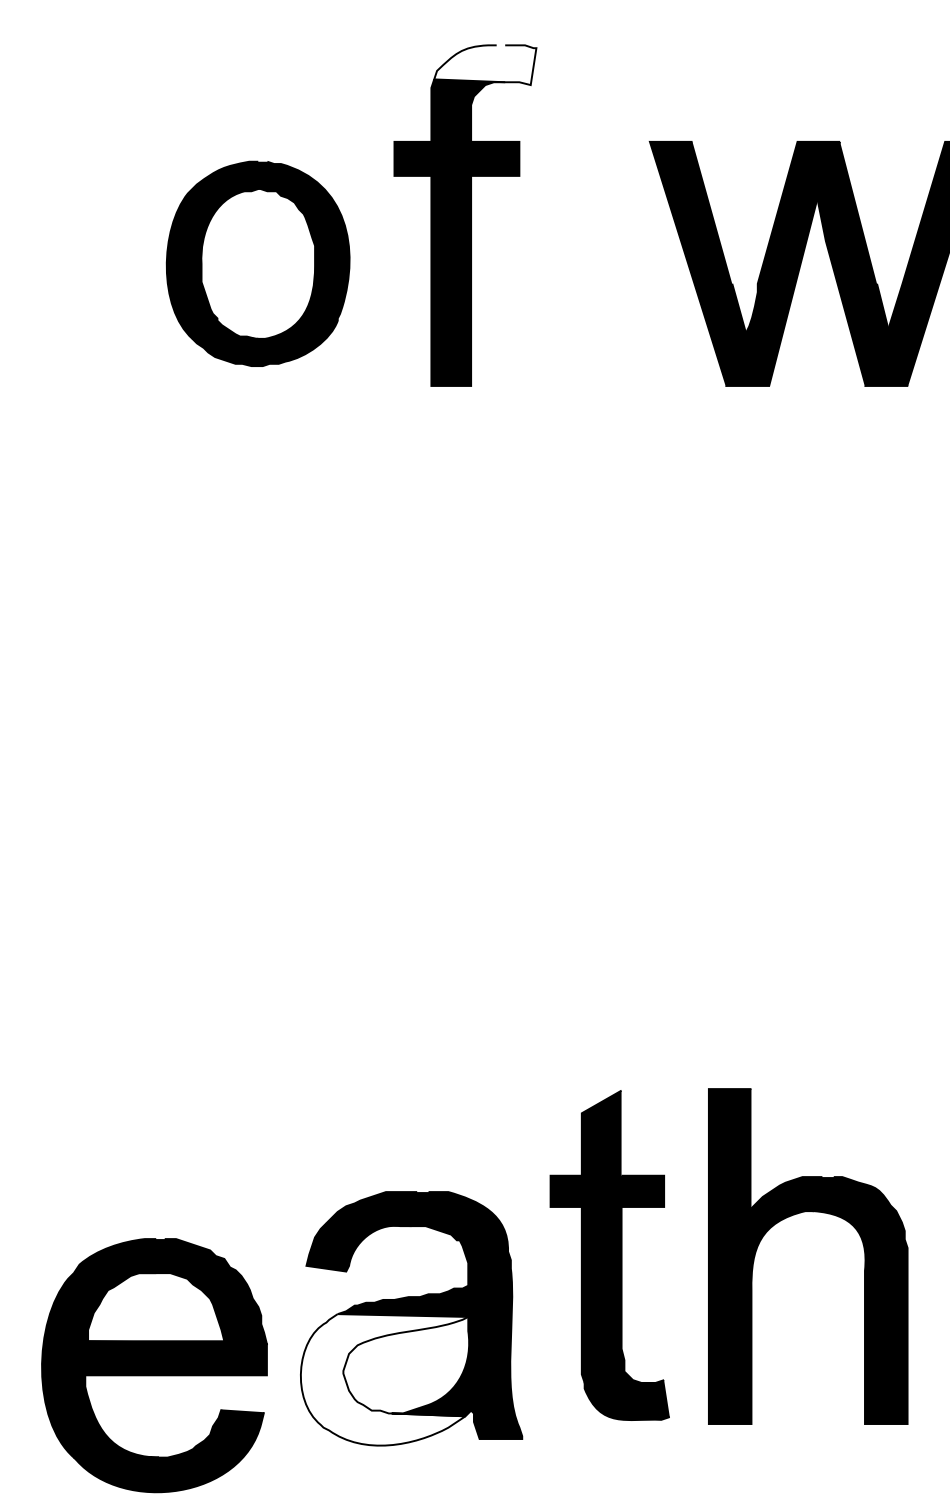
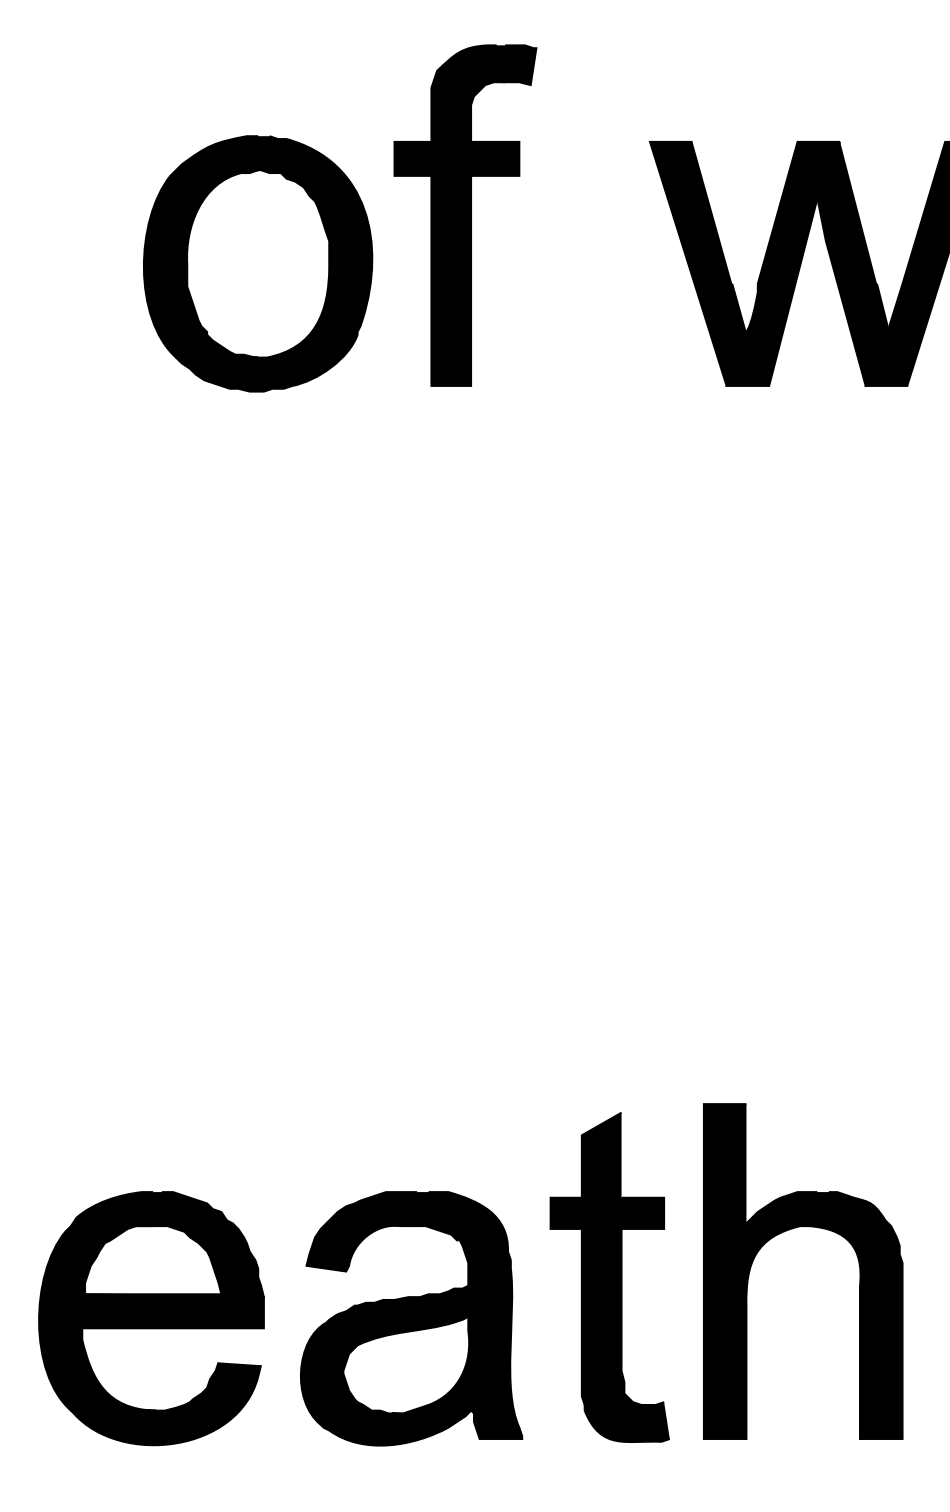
fill: none -> present (485, 65)
part size: 186x207 px -> 231x258 px (258, 263)
part position: (794, 1215) -> (789, 1230) (789, 1230)
part position: (609, 1255) -> (609, 1277) (609, 1277)
part position: (154, 1365) -> (151, 1318) (151, 1318)
fill: none -> present (384, 1379)
